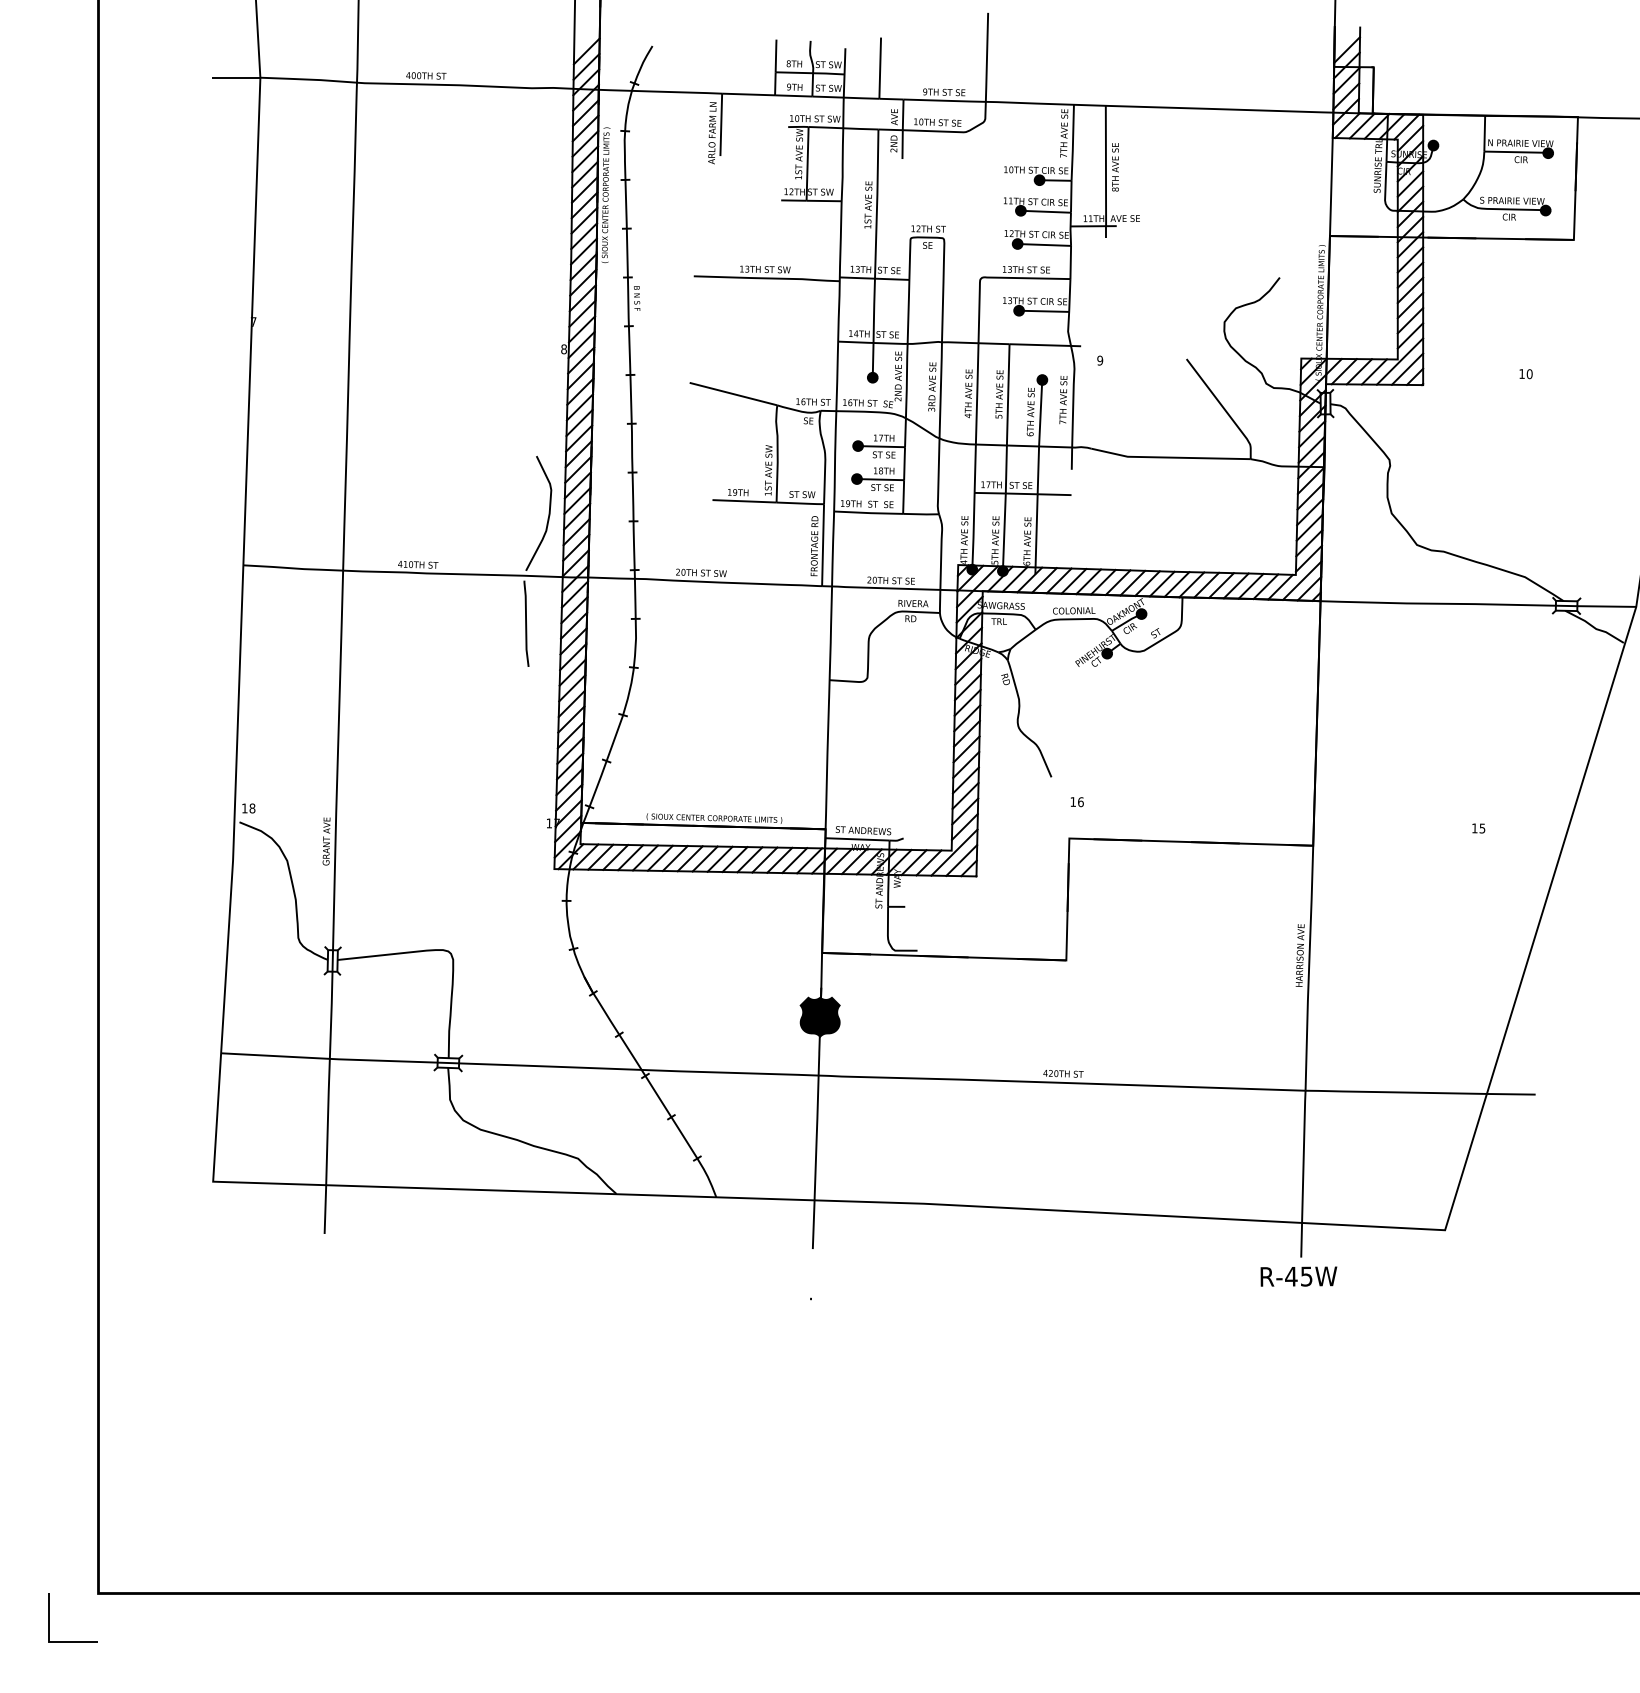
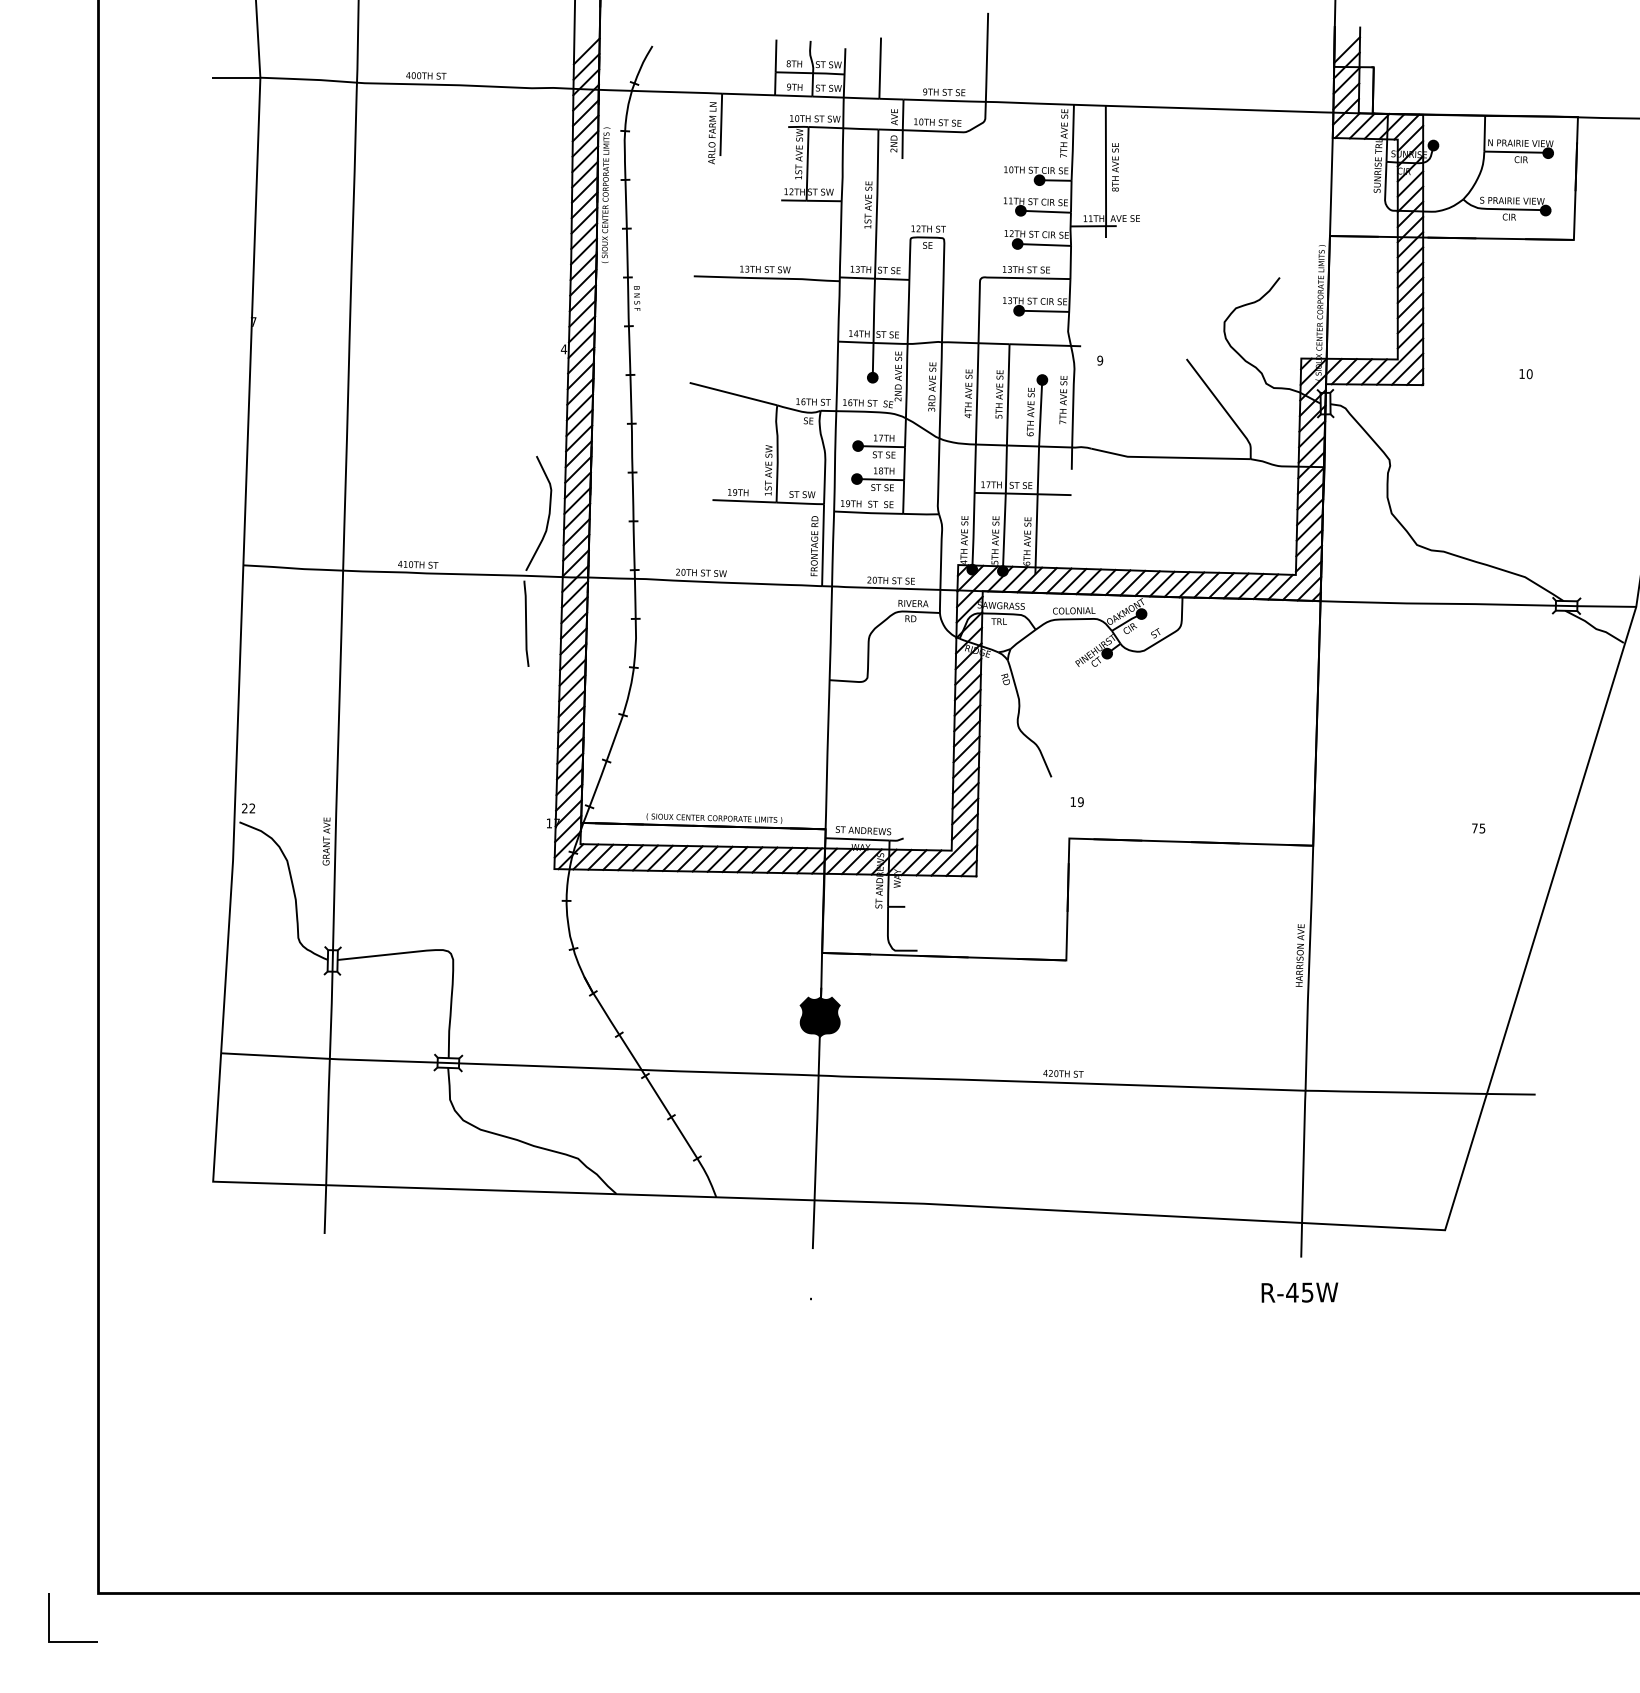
text: 8 -> 4 (563, 349)
text: 16 -> 19 (1080, 802)
text: 18 -> 22 (248, 808)
text: 15 -> 75 (1474, 828)
text position: (1298, 1276) -> (1299, 1292) (1299, 1292)
